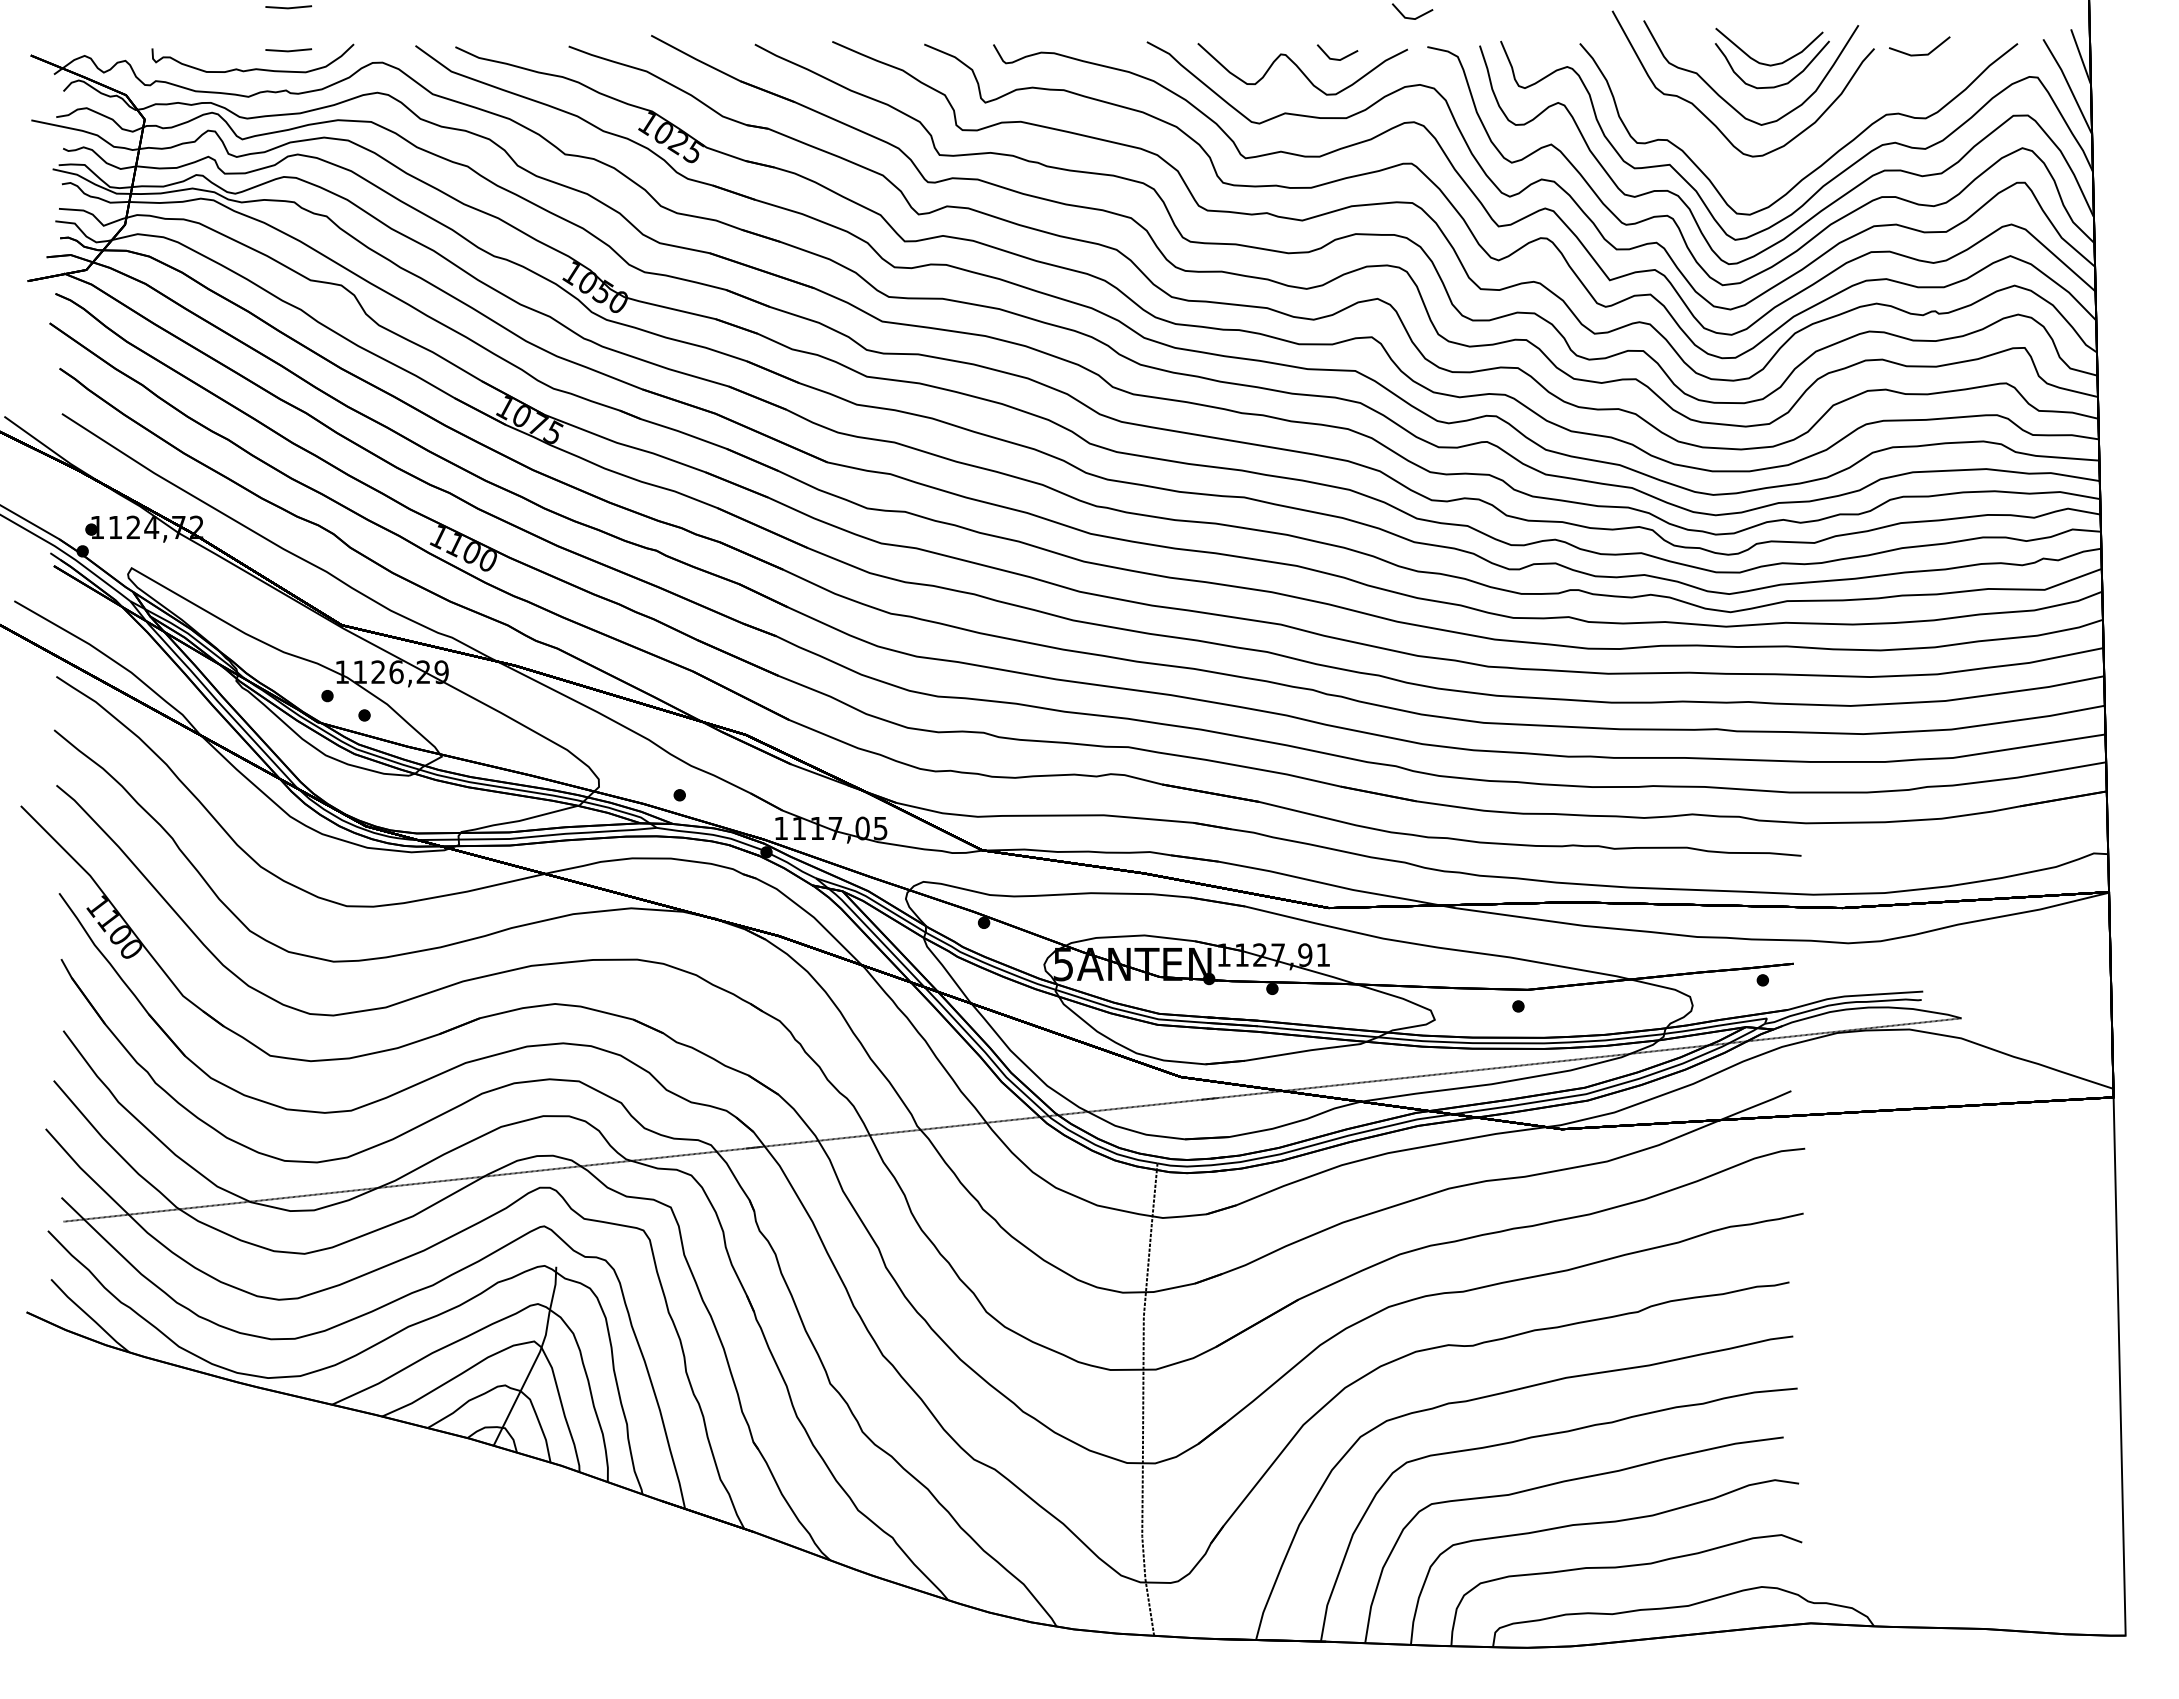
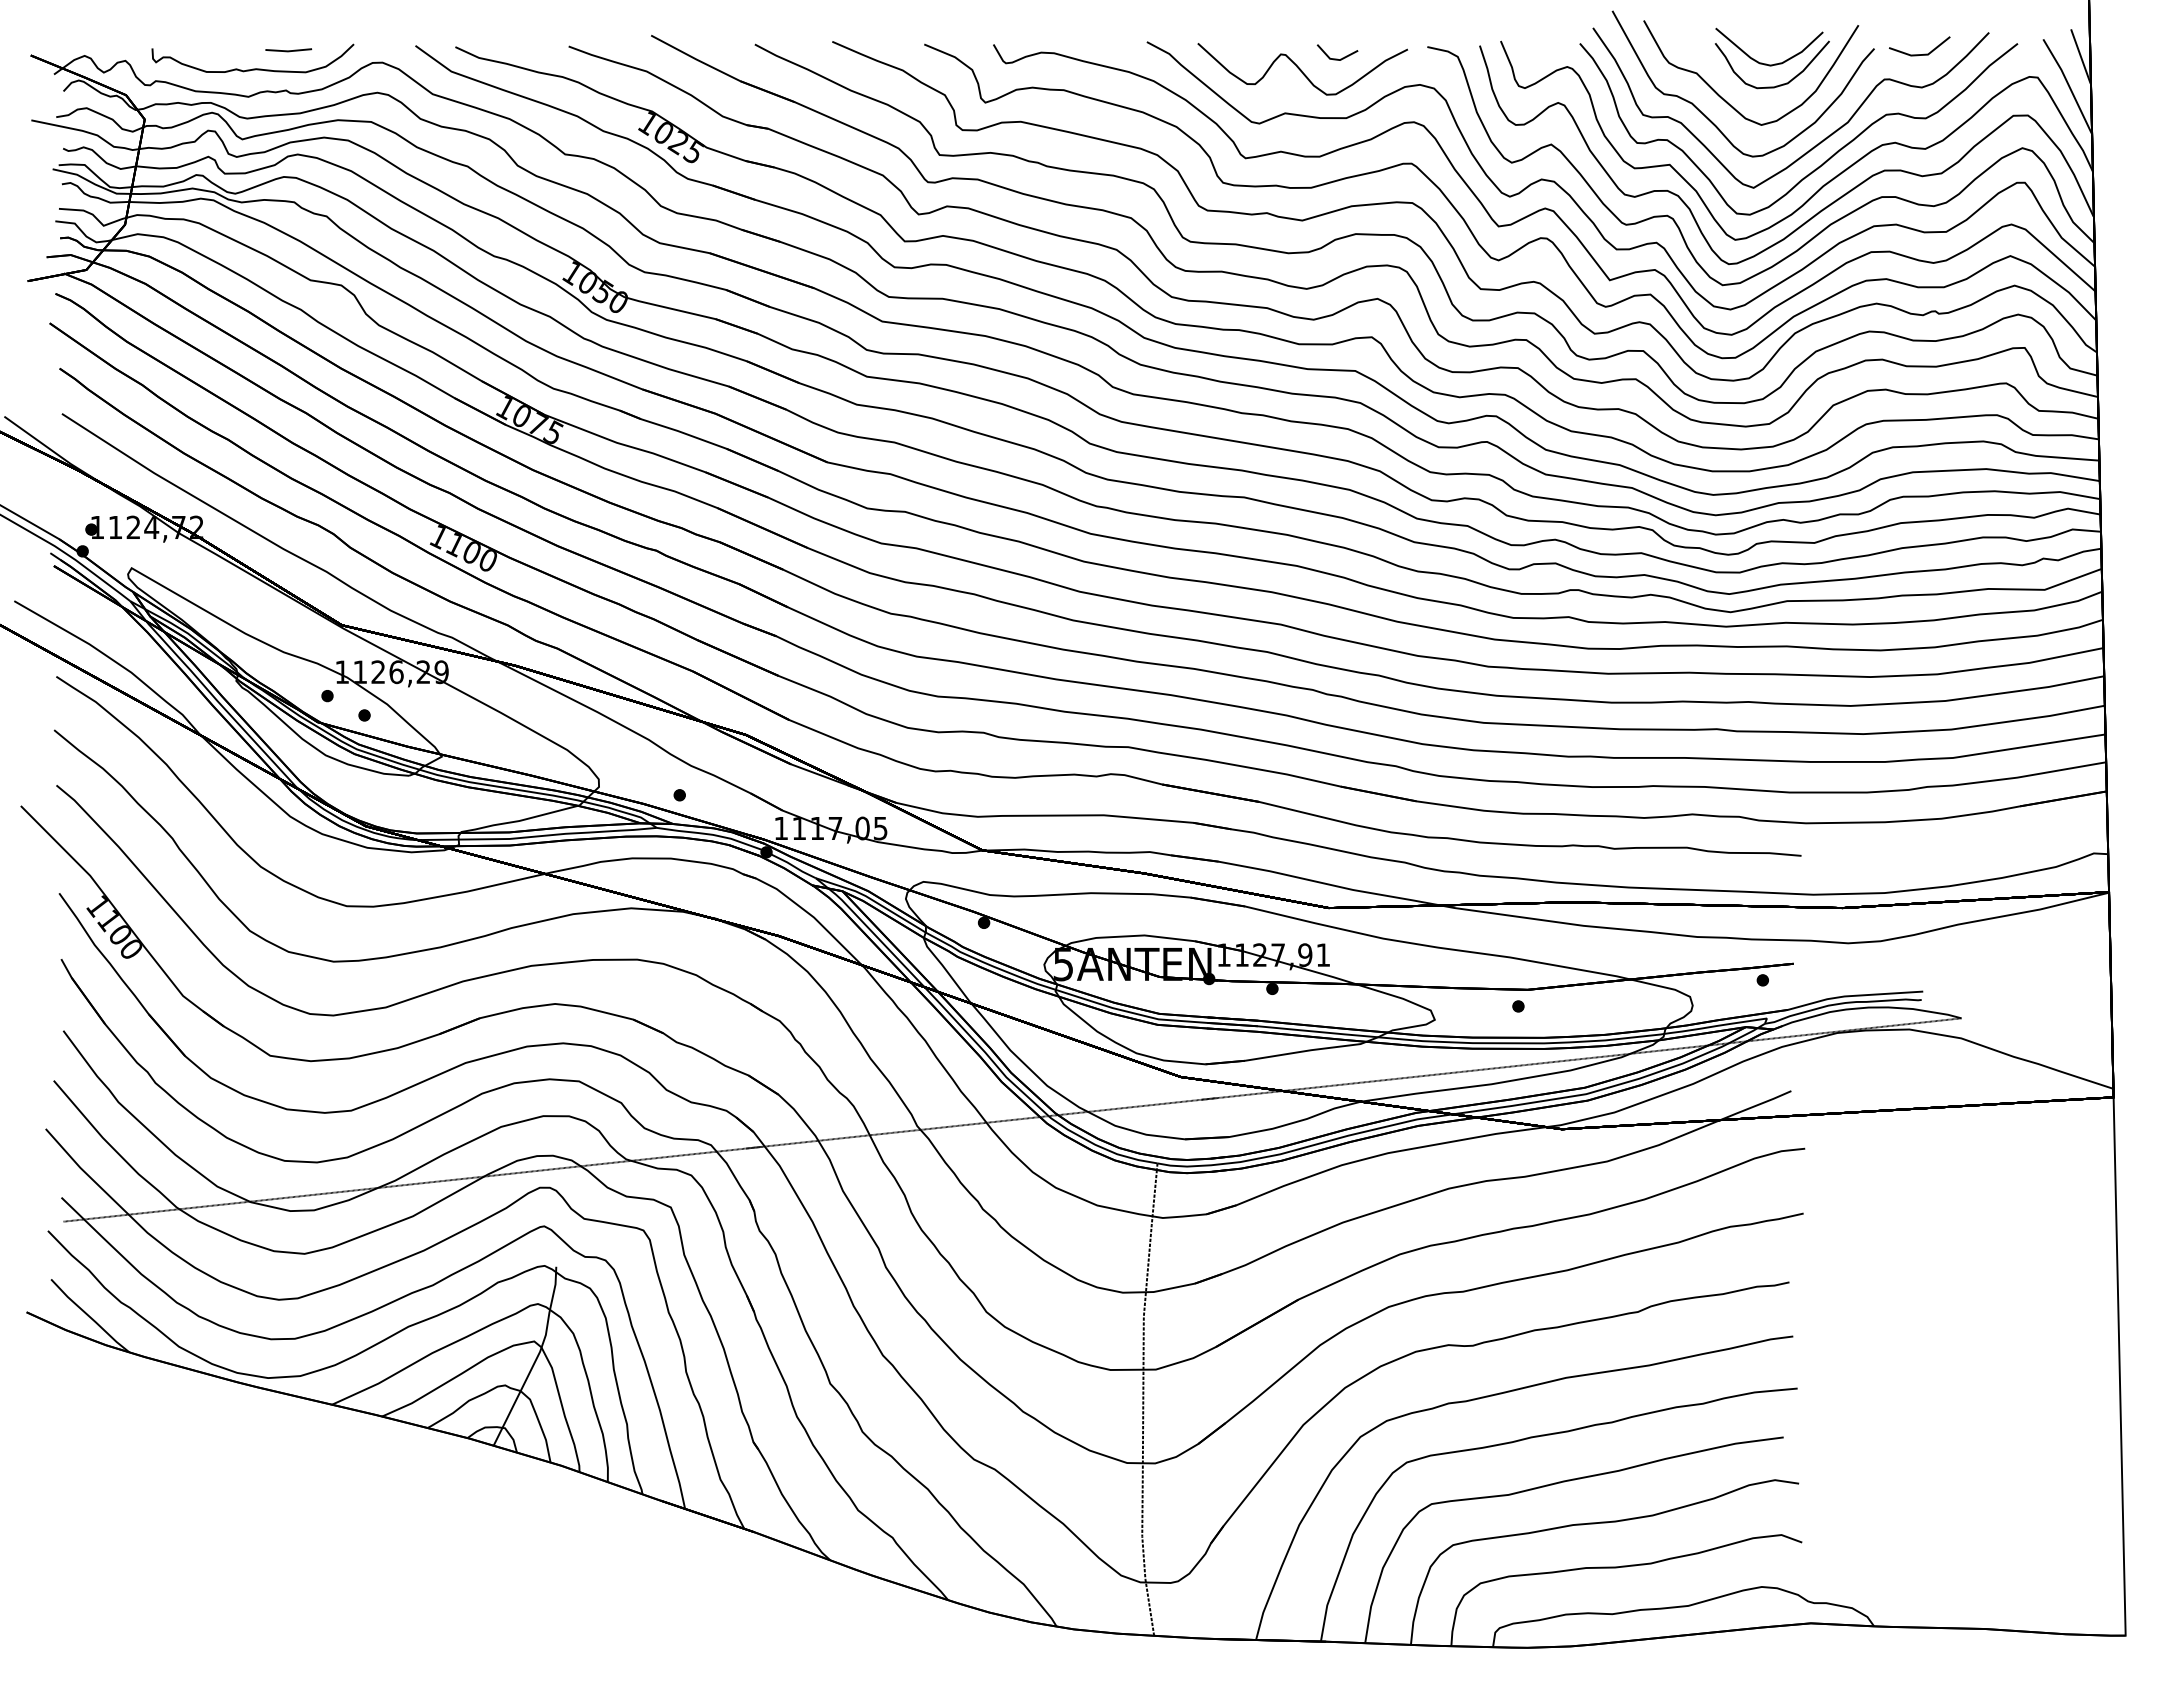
line: present -> none (288, 7)
line: present -> none (1412, 17)
curve: none -> present (1817, 143)
